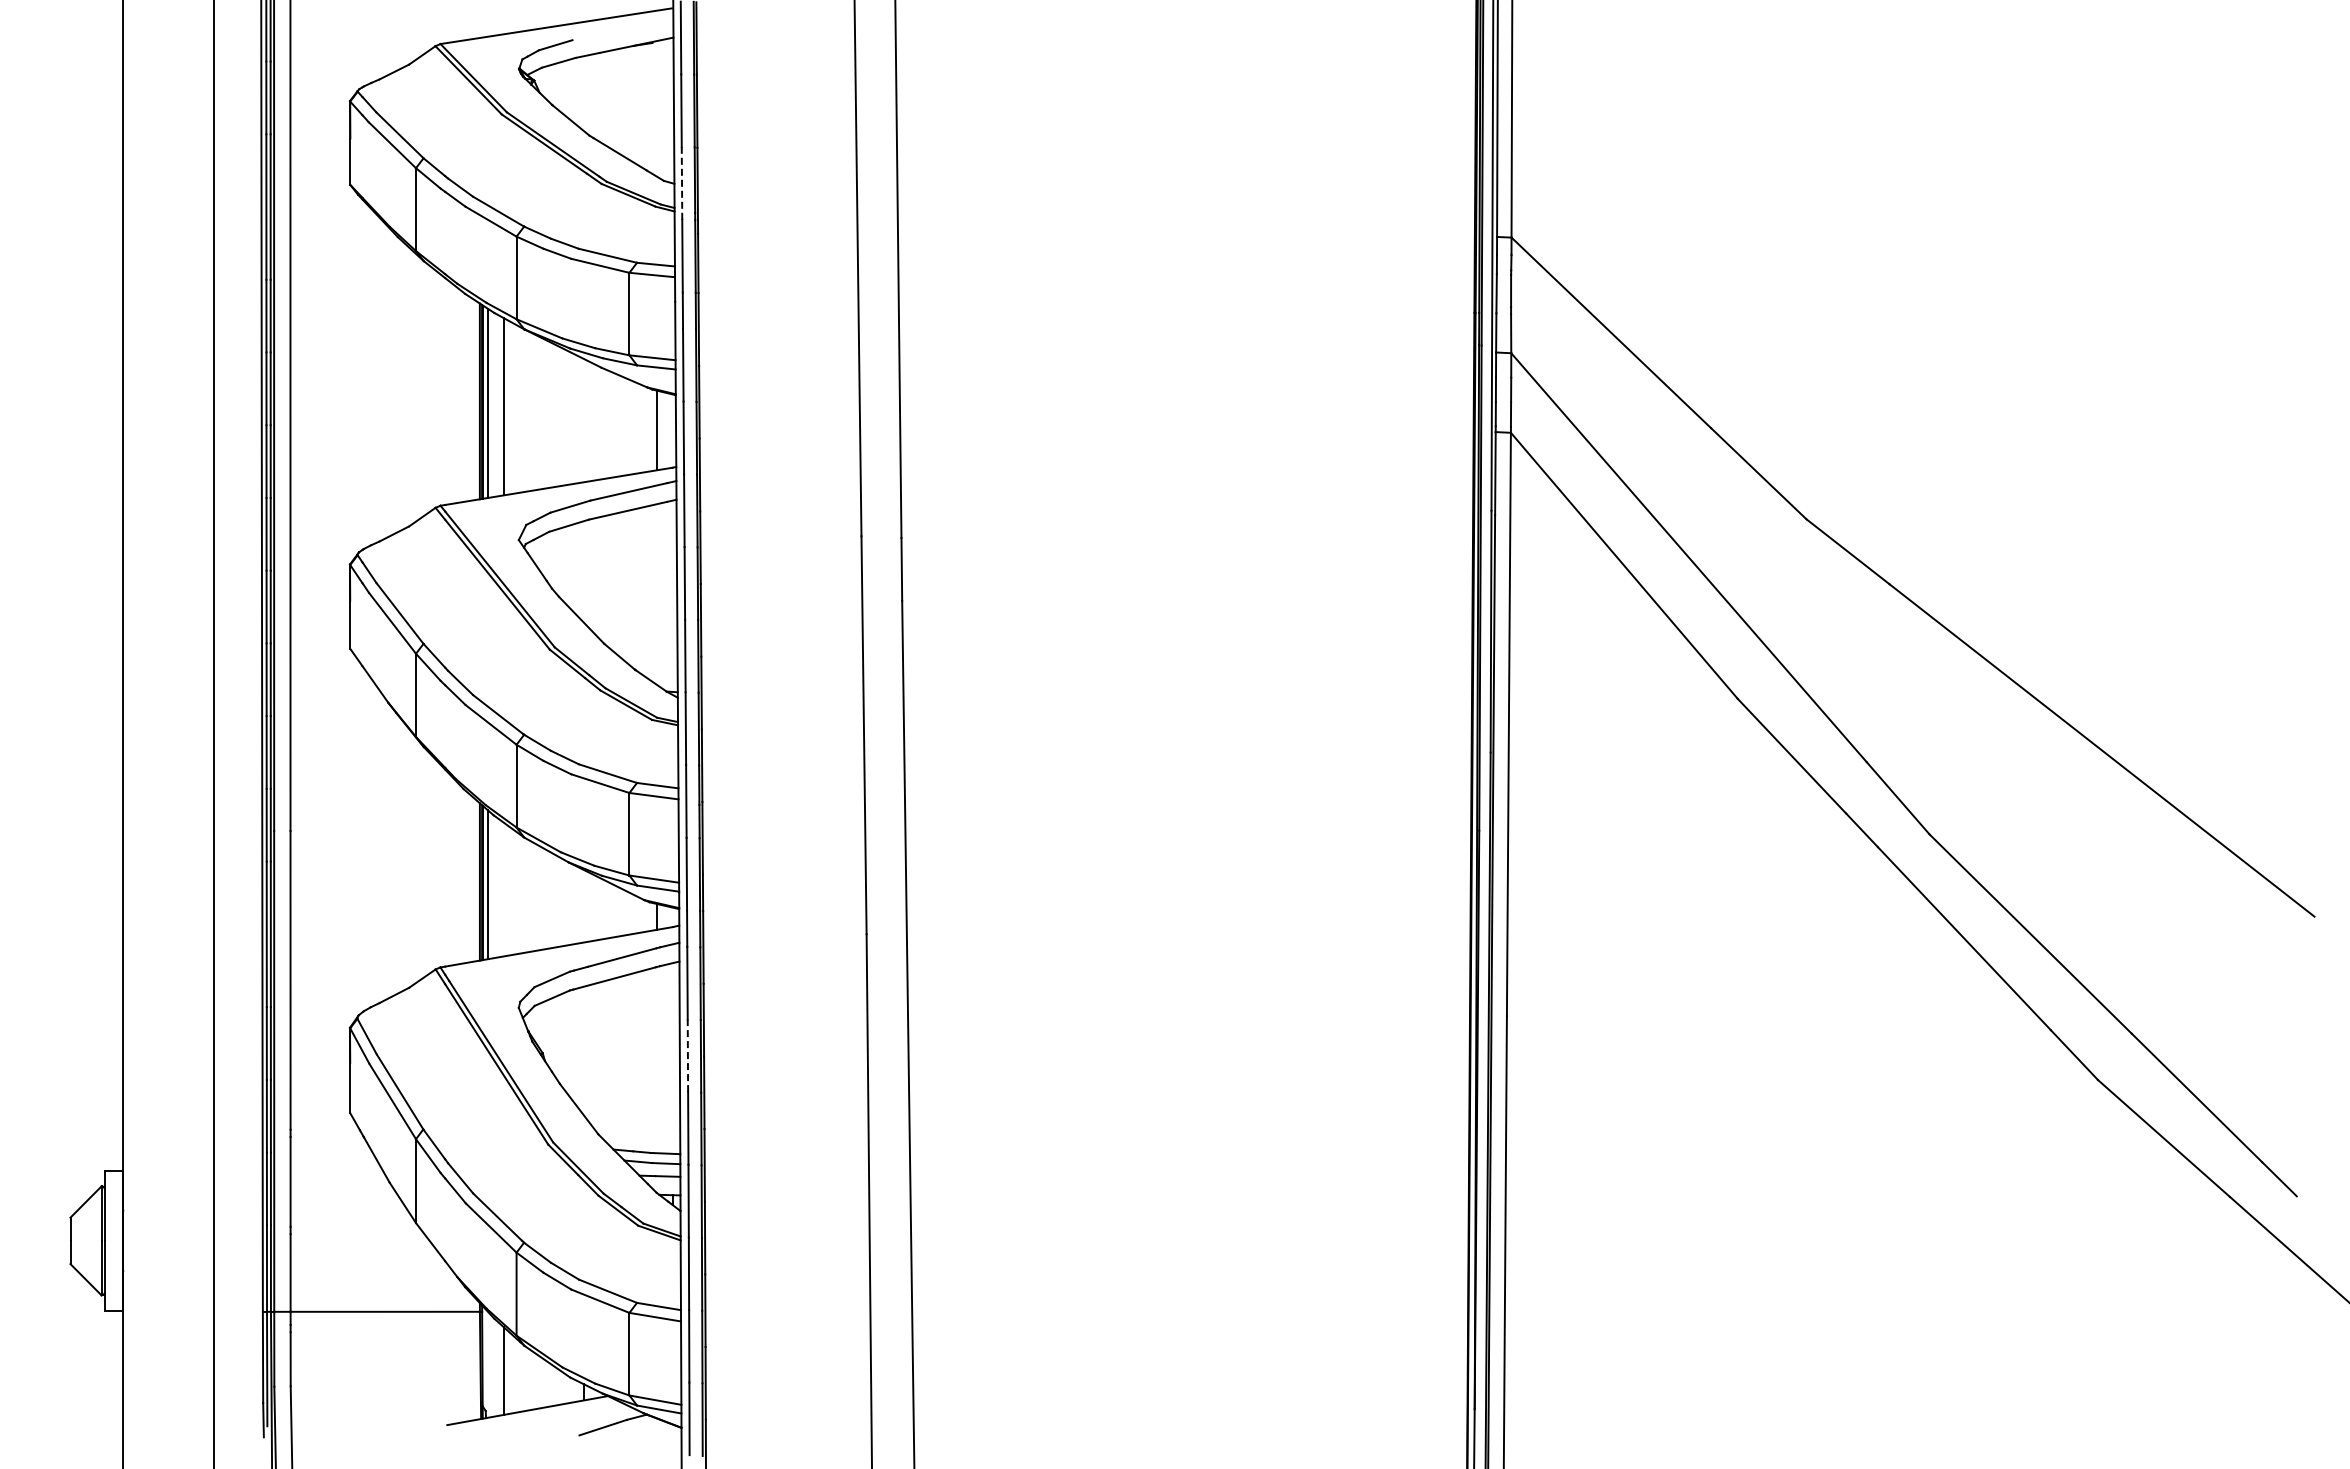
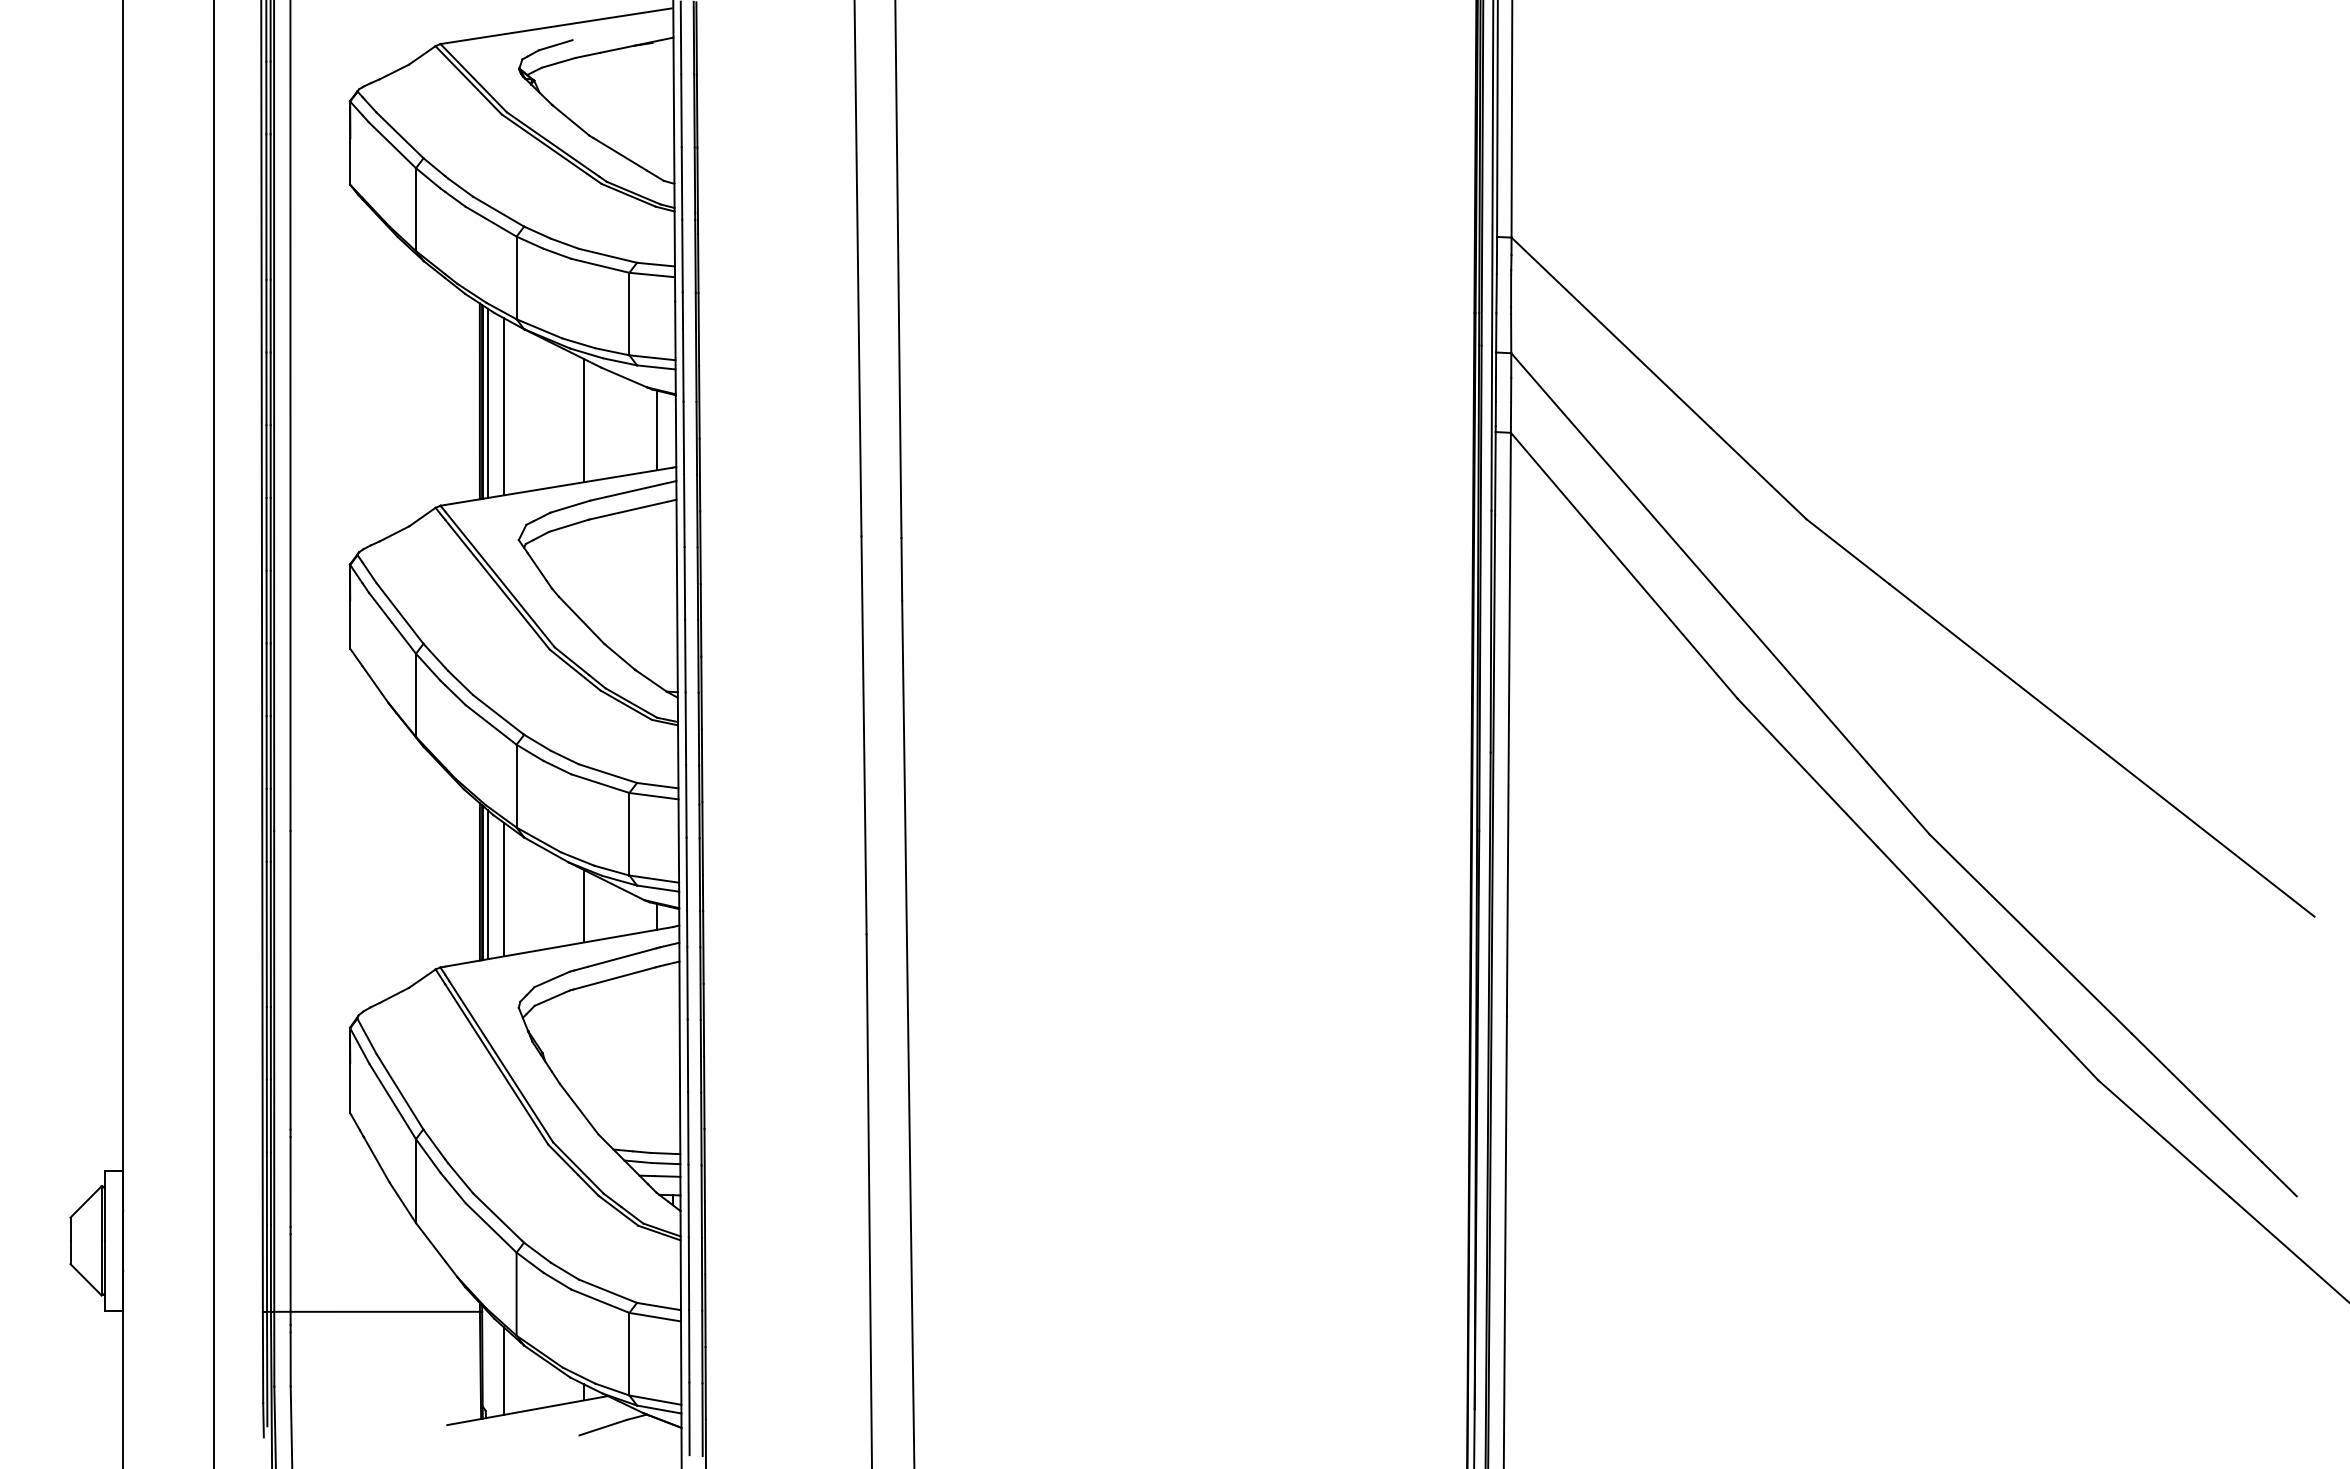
line: dashed -> solid (682, 182)
line: none -> present (584, 420)
line: none -> present (504, 889)
line: none -> present (584, 906)
line: dashed -> solid (687, 1055)
